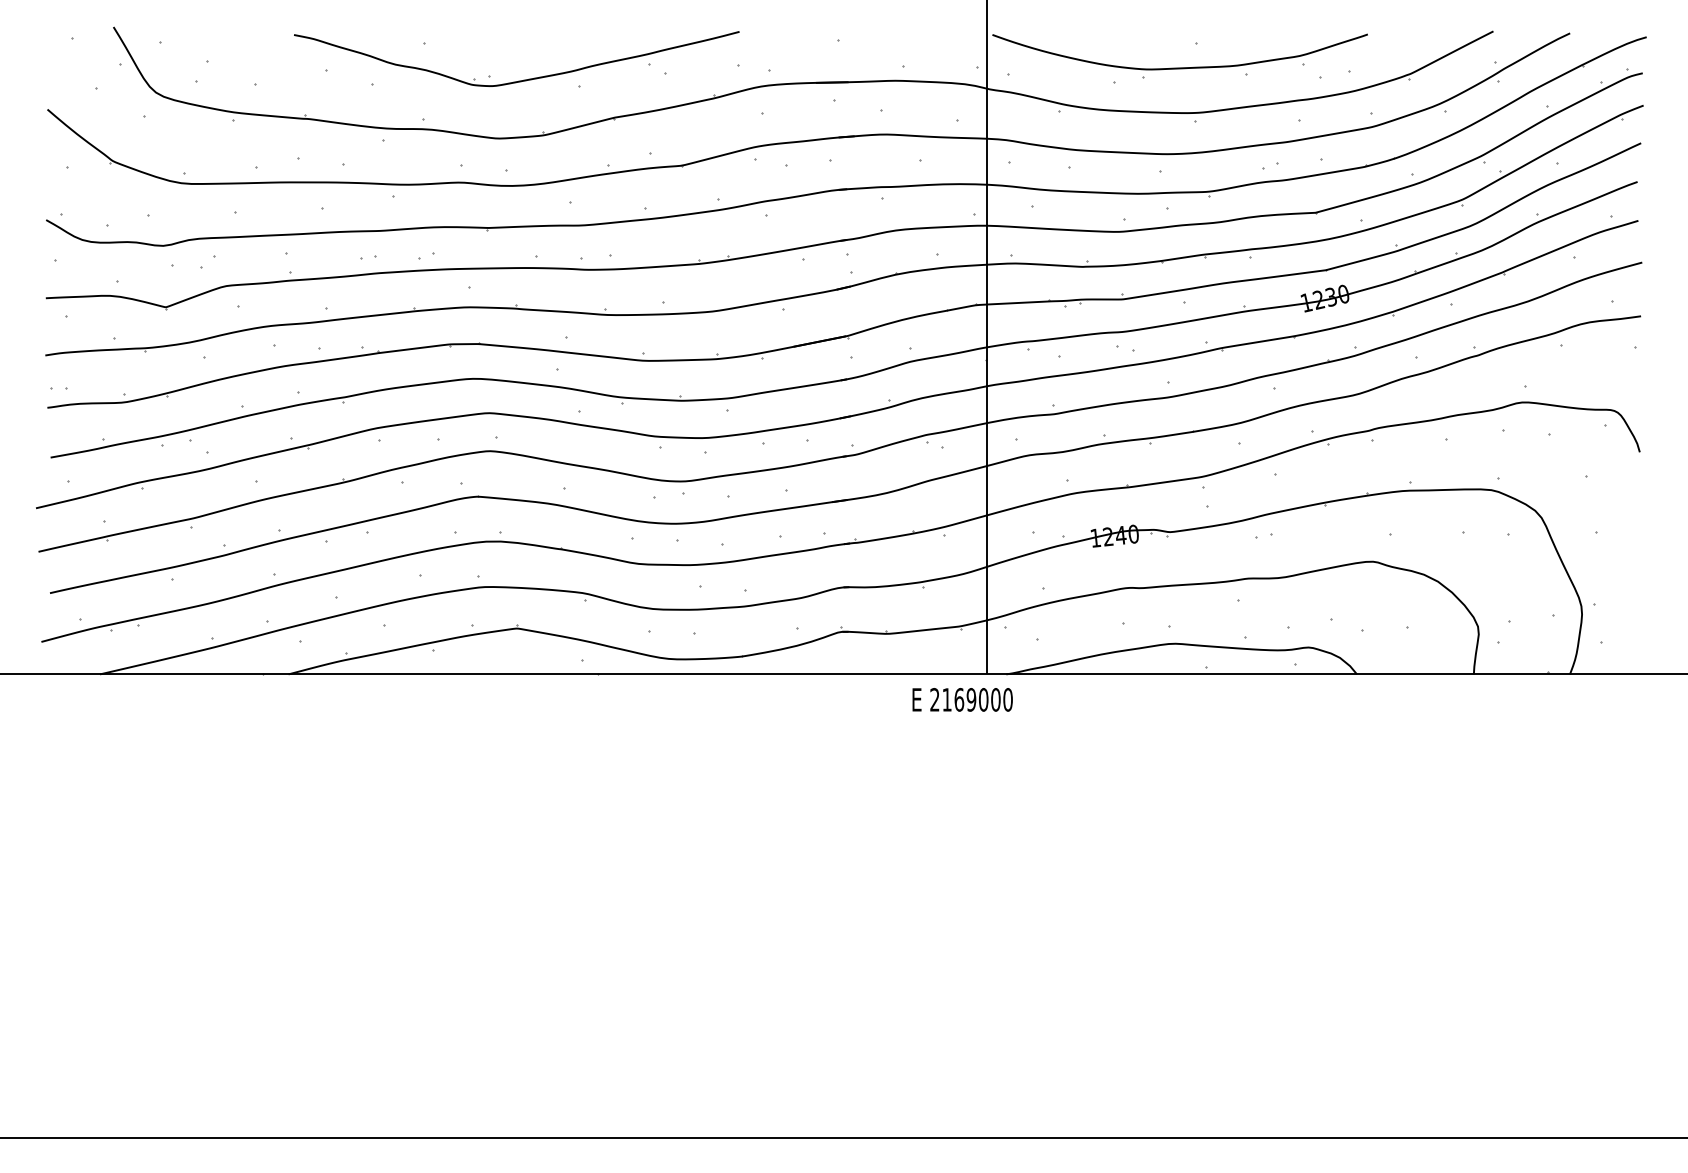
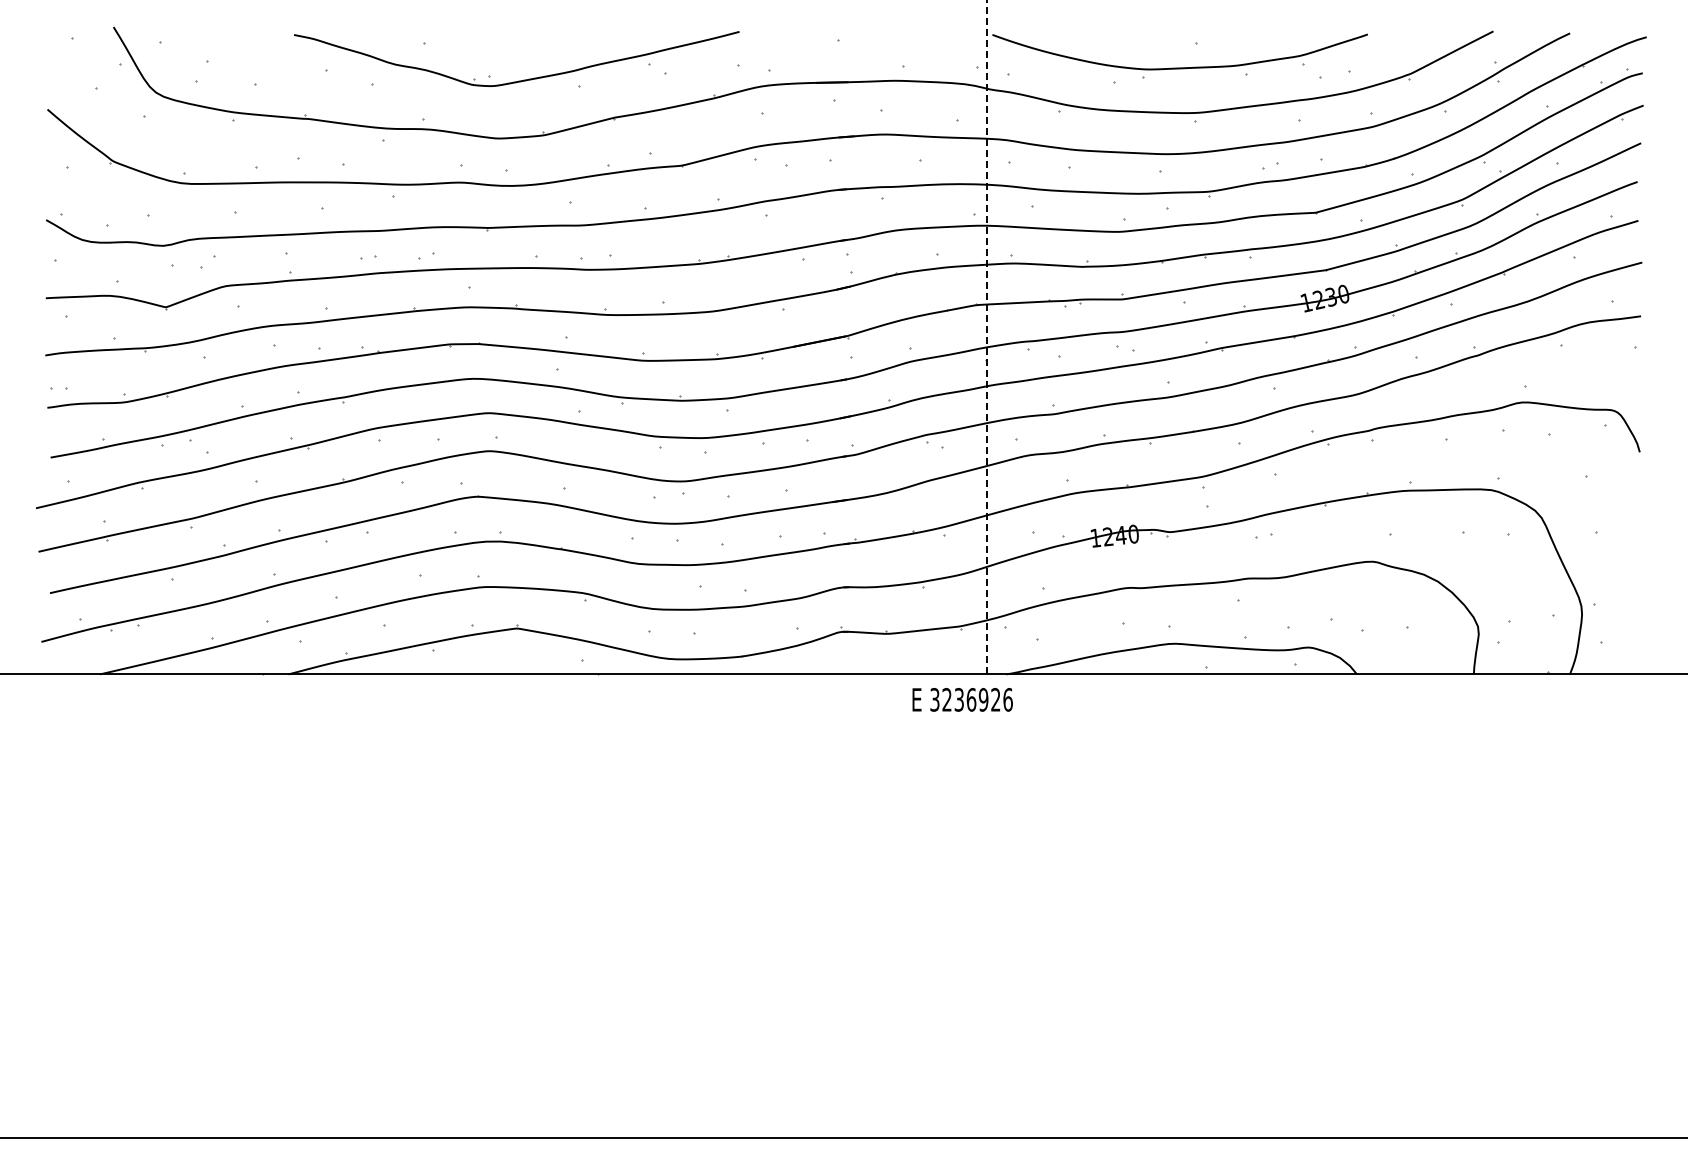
line: solid -> dashed (986, 337)
text: 2169000 -> 3236926 (971, 699)
